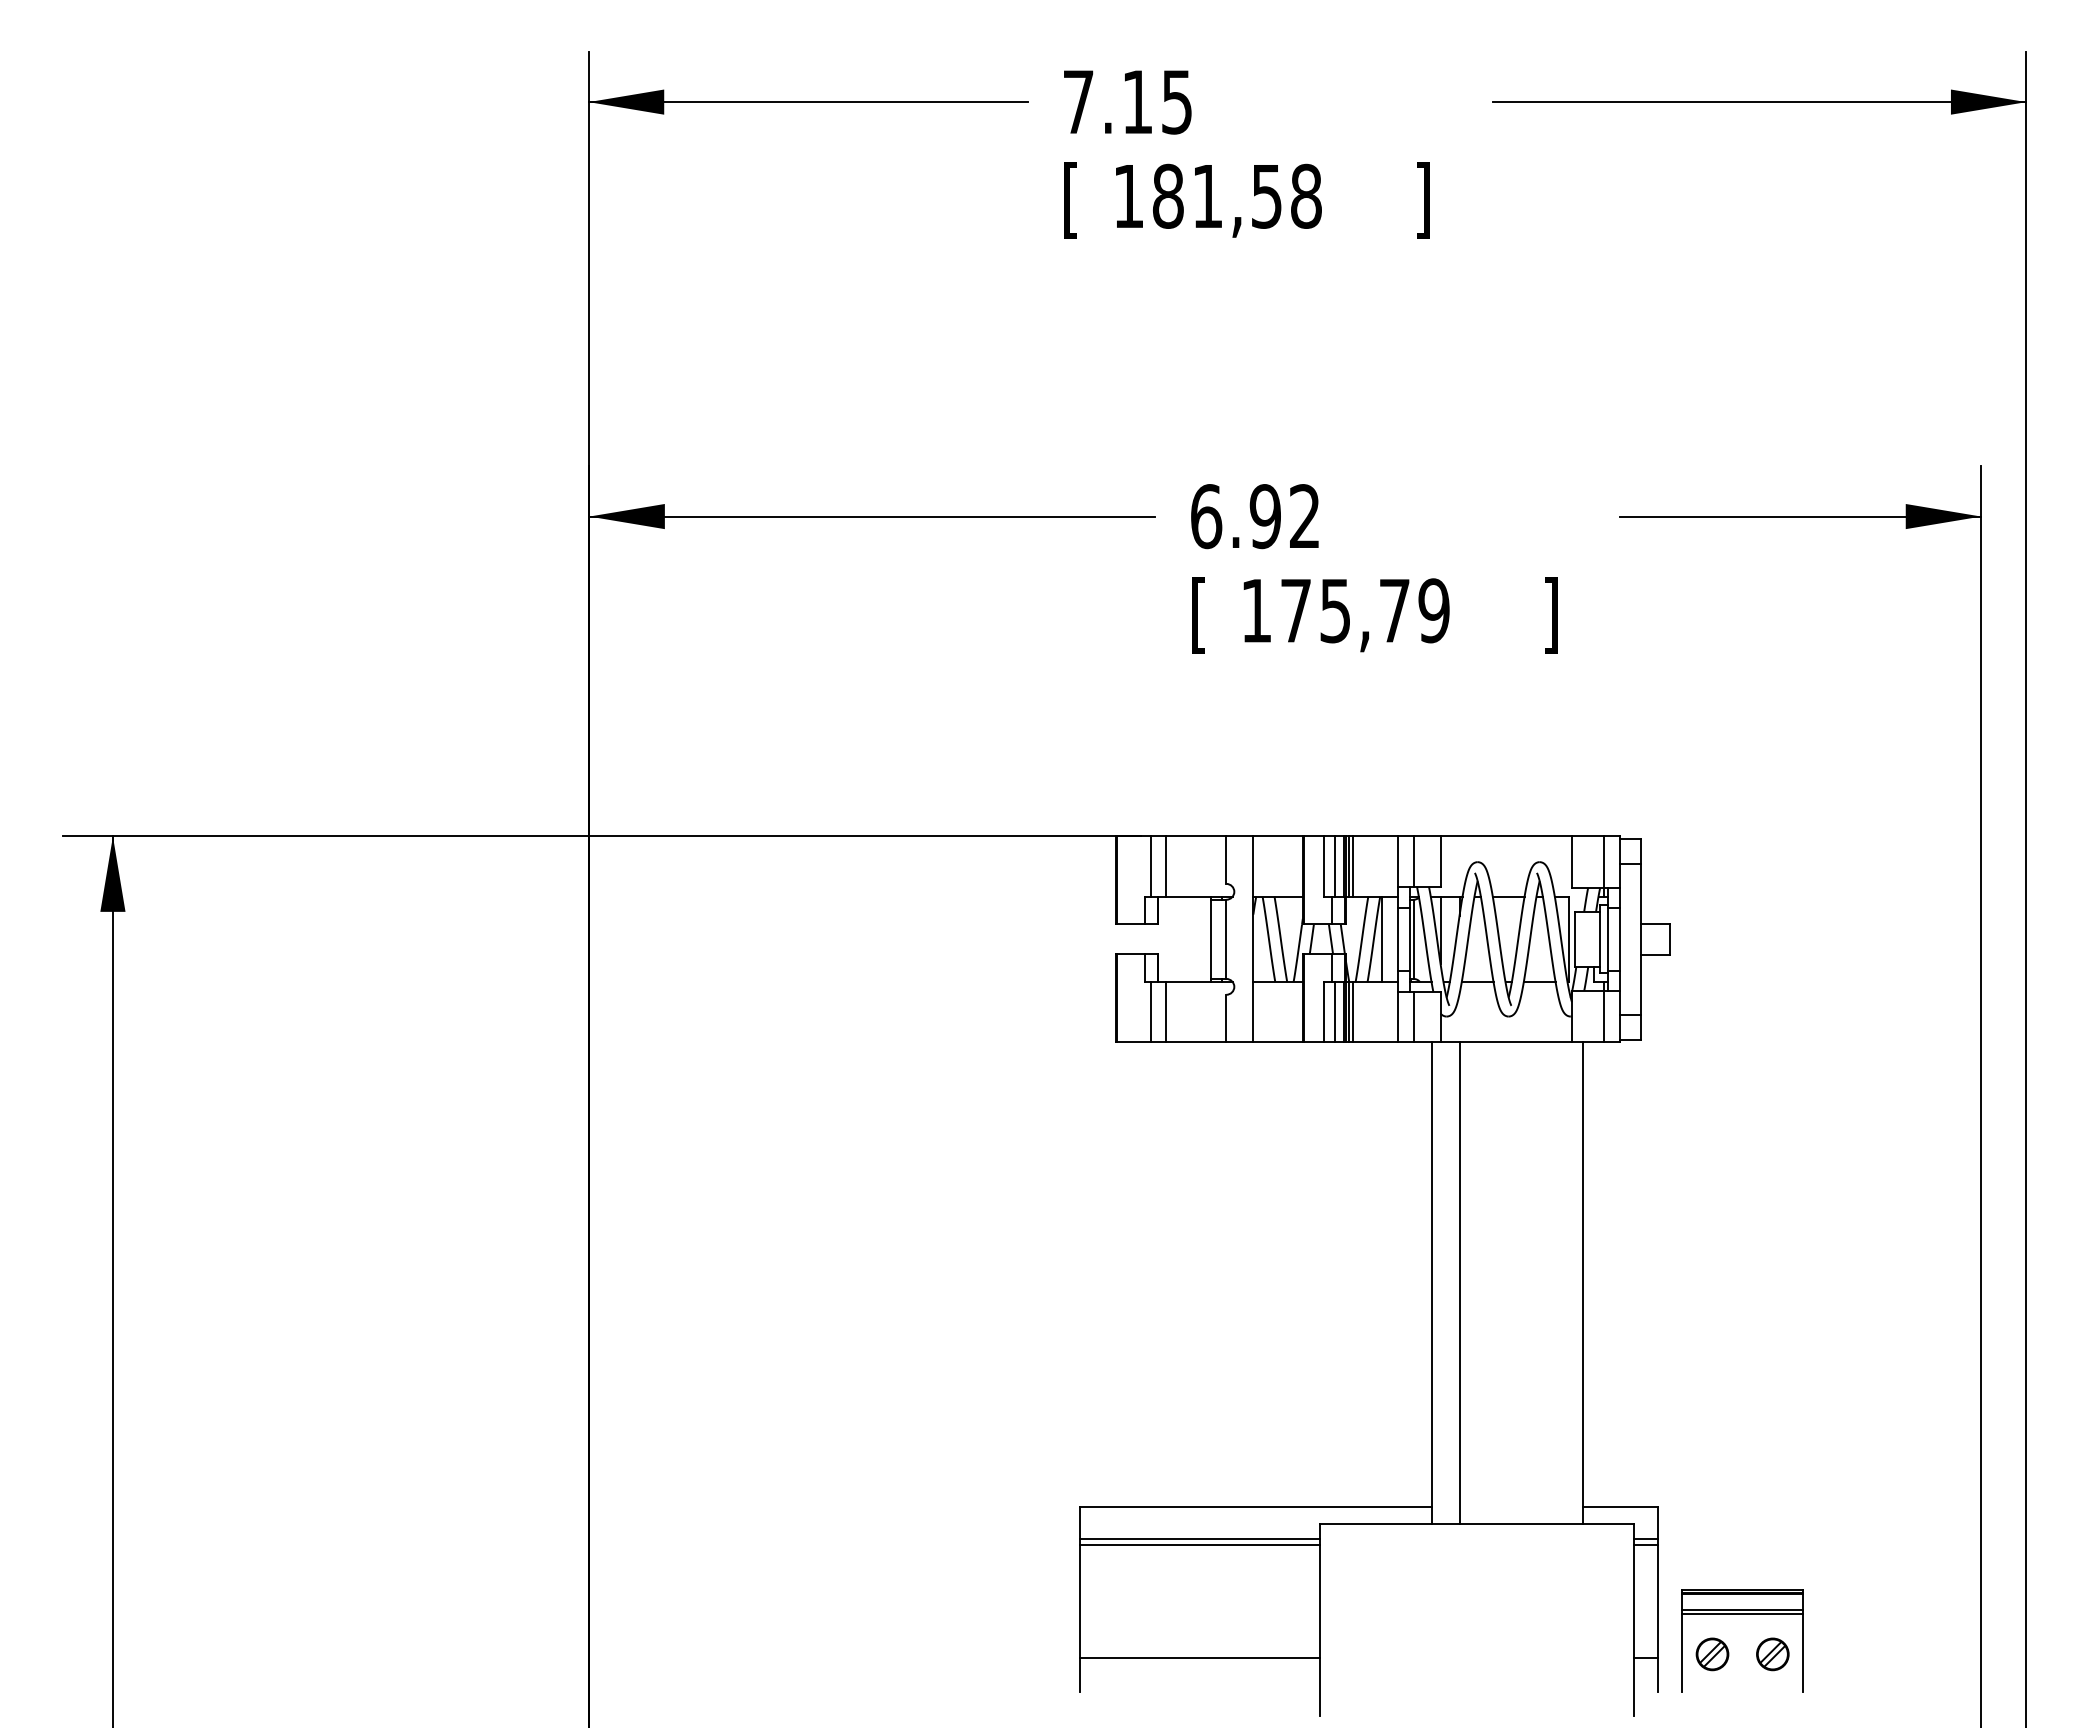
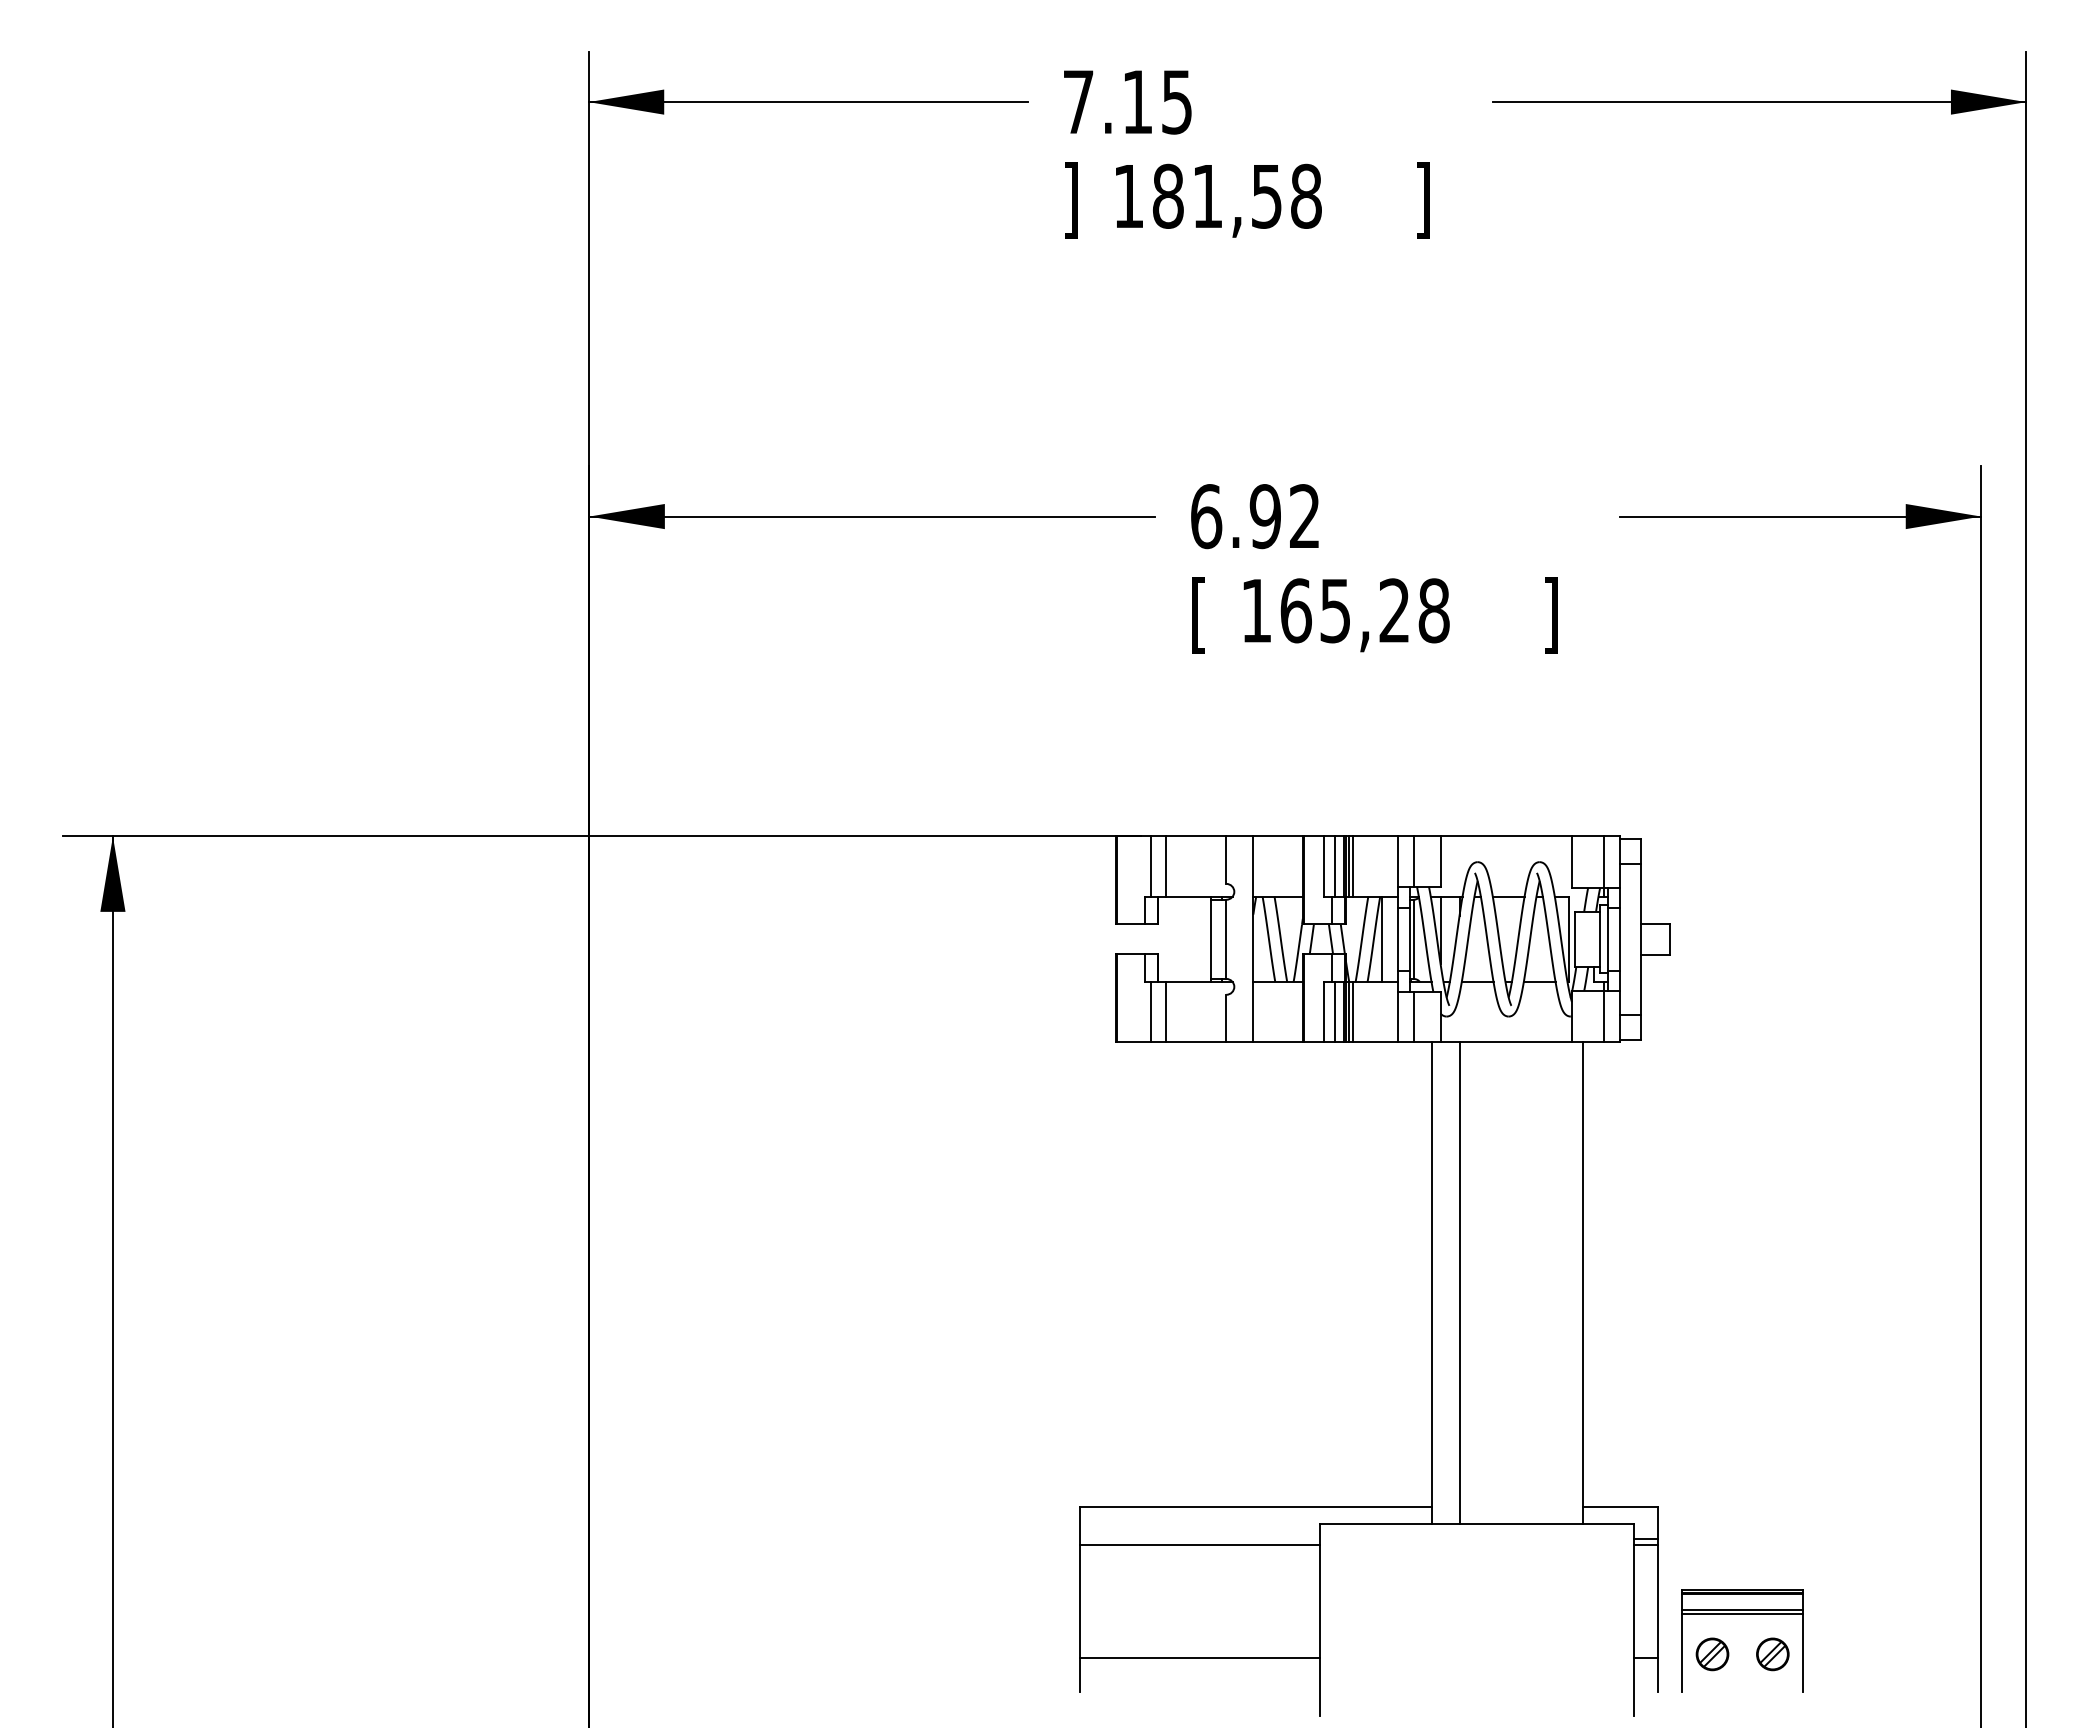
text: [ -> ] (1070, 200)
text: 175,79 -> 165,28 (1364, 610)
line: present -> none (1199, 1538)
